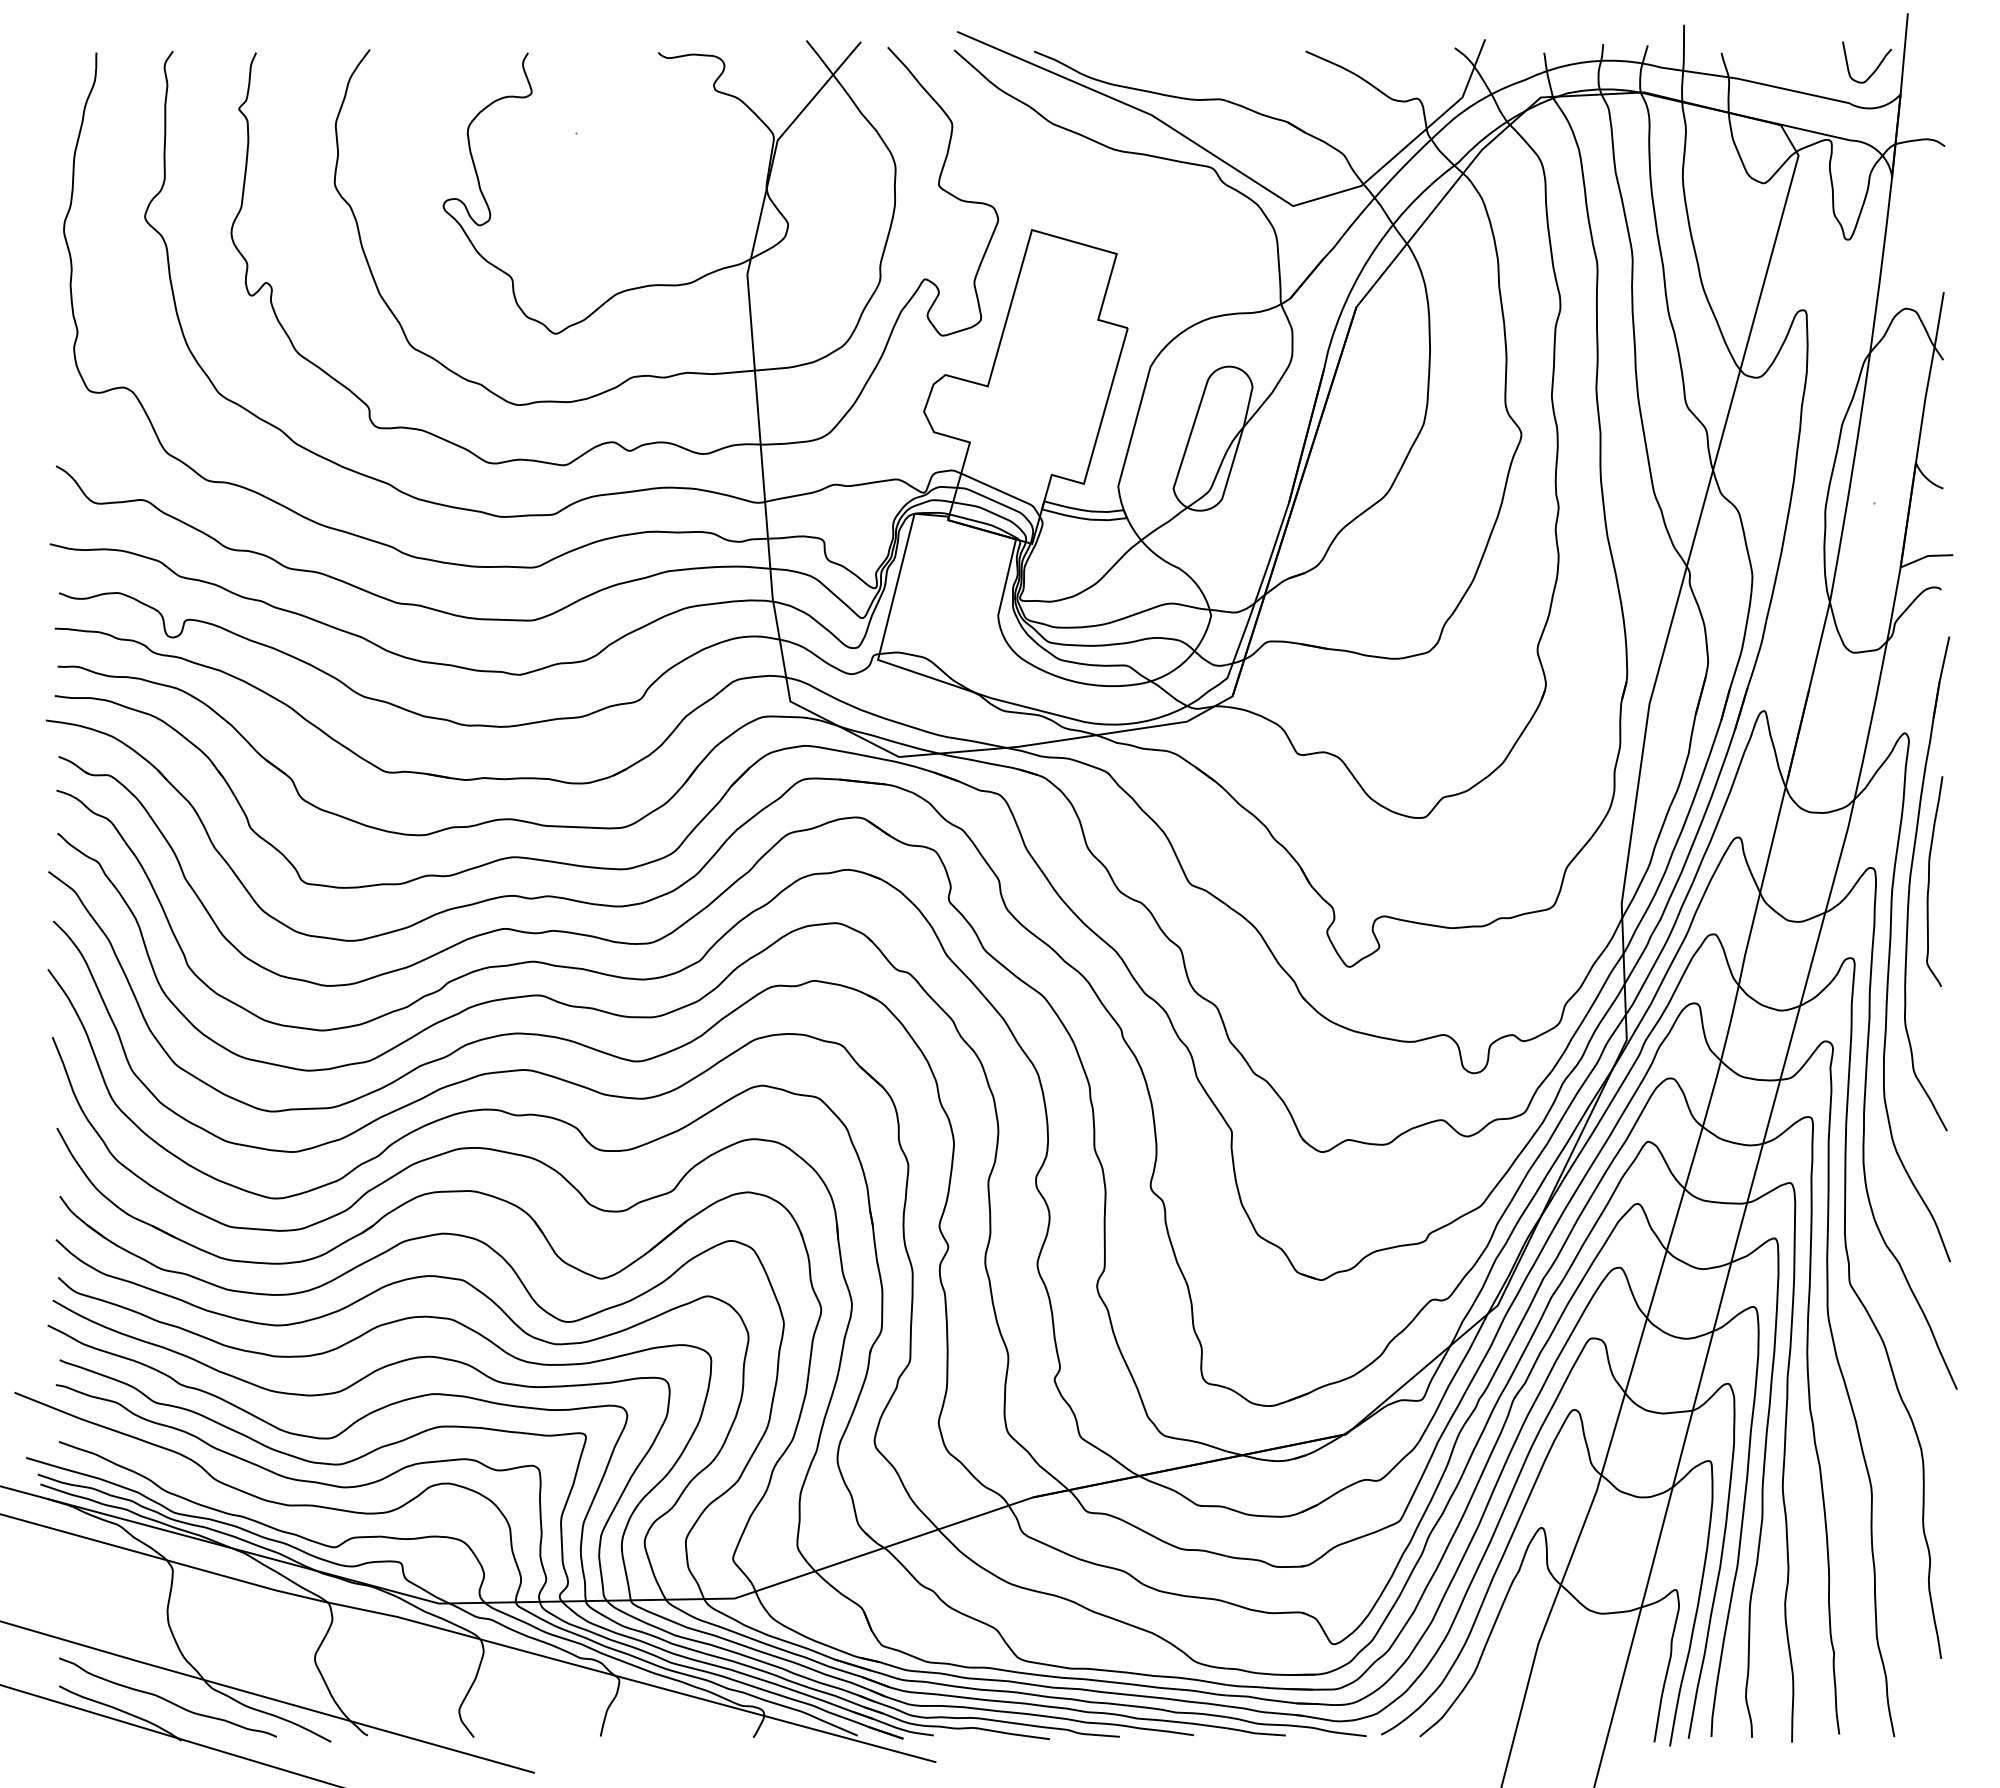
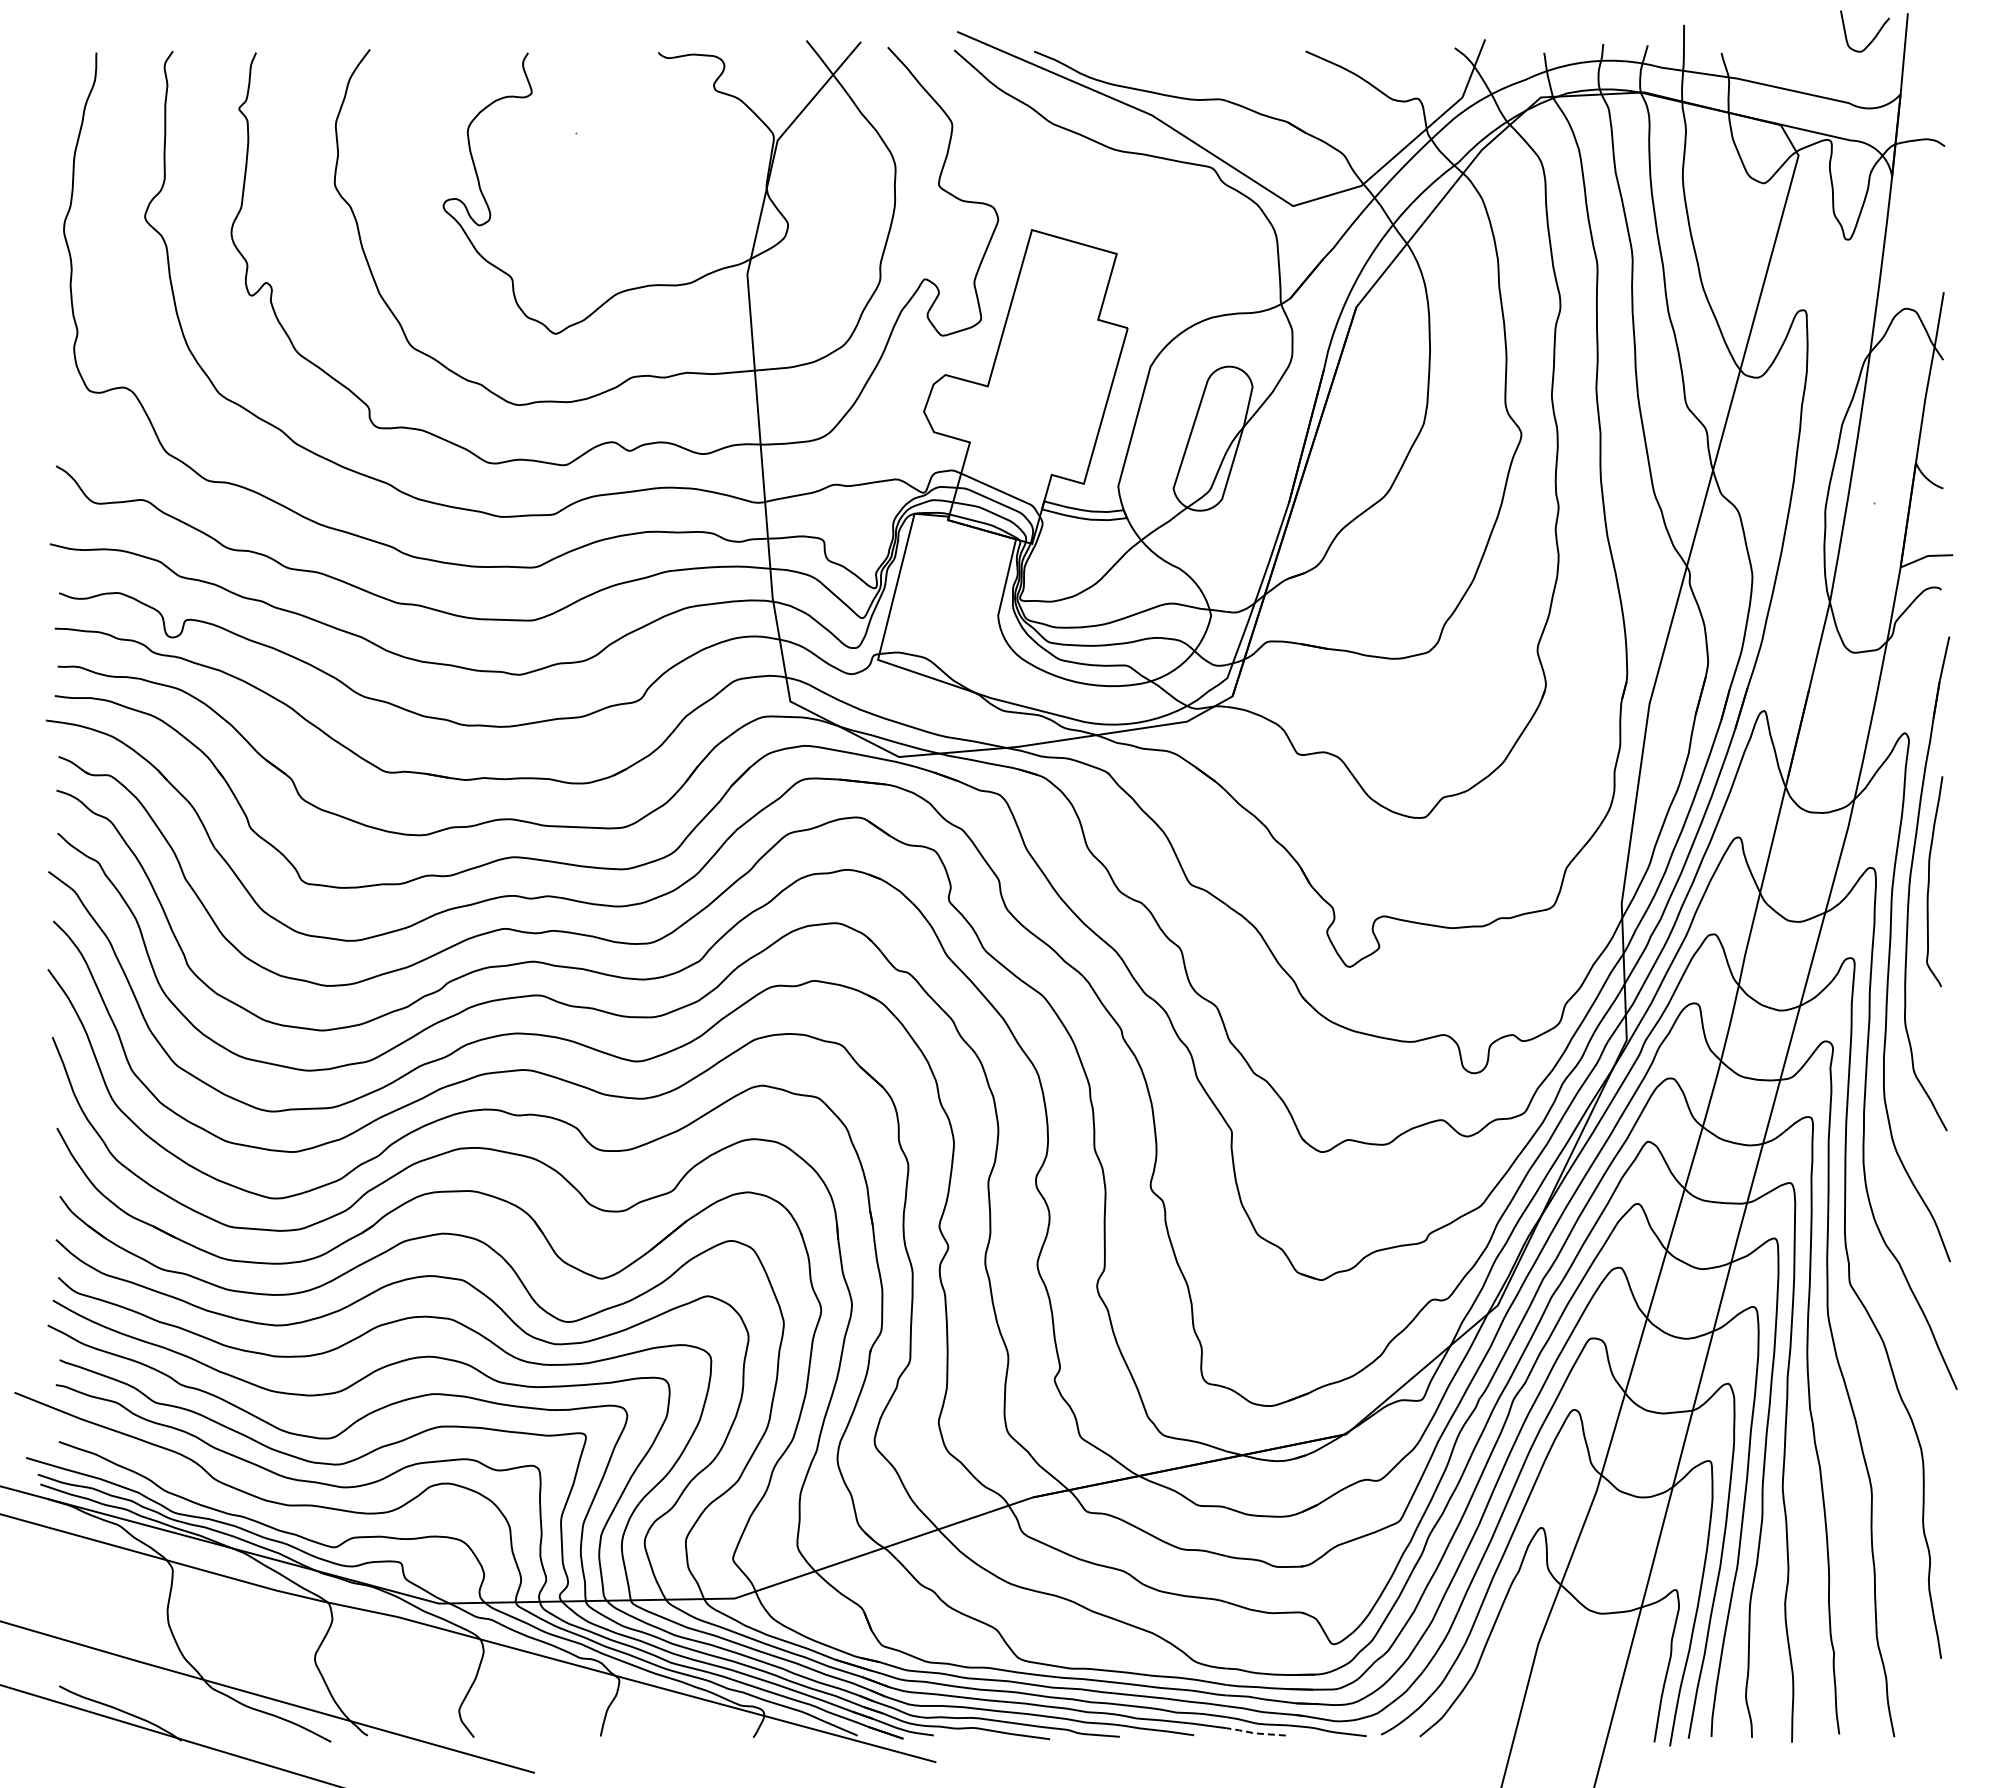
curve position: (1876, 67) -> (1874, 36) (1874, 36)
curve: present -> none (167, 1699)
line: solid -> dashed (1255, 1733)
